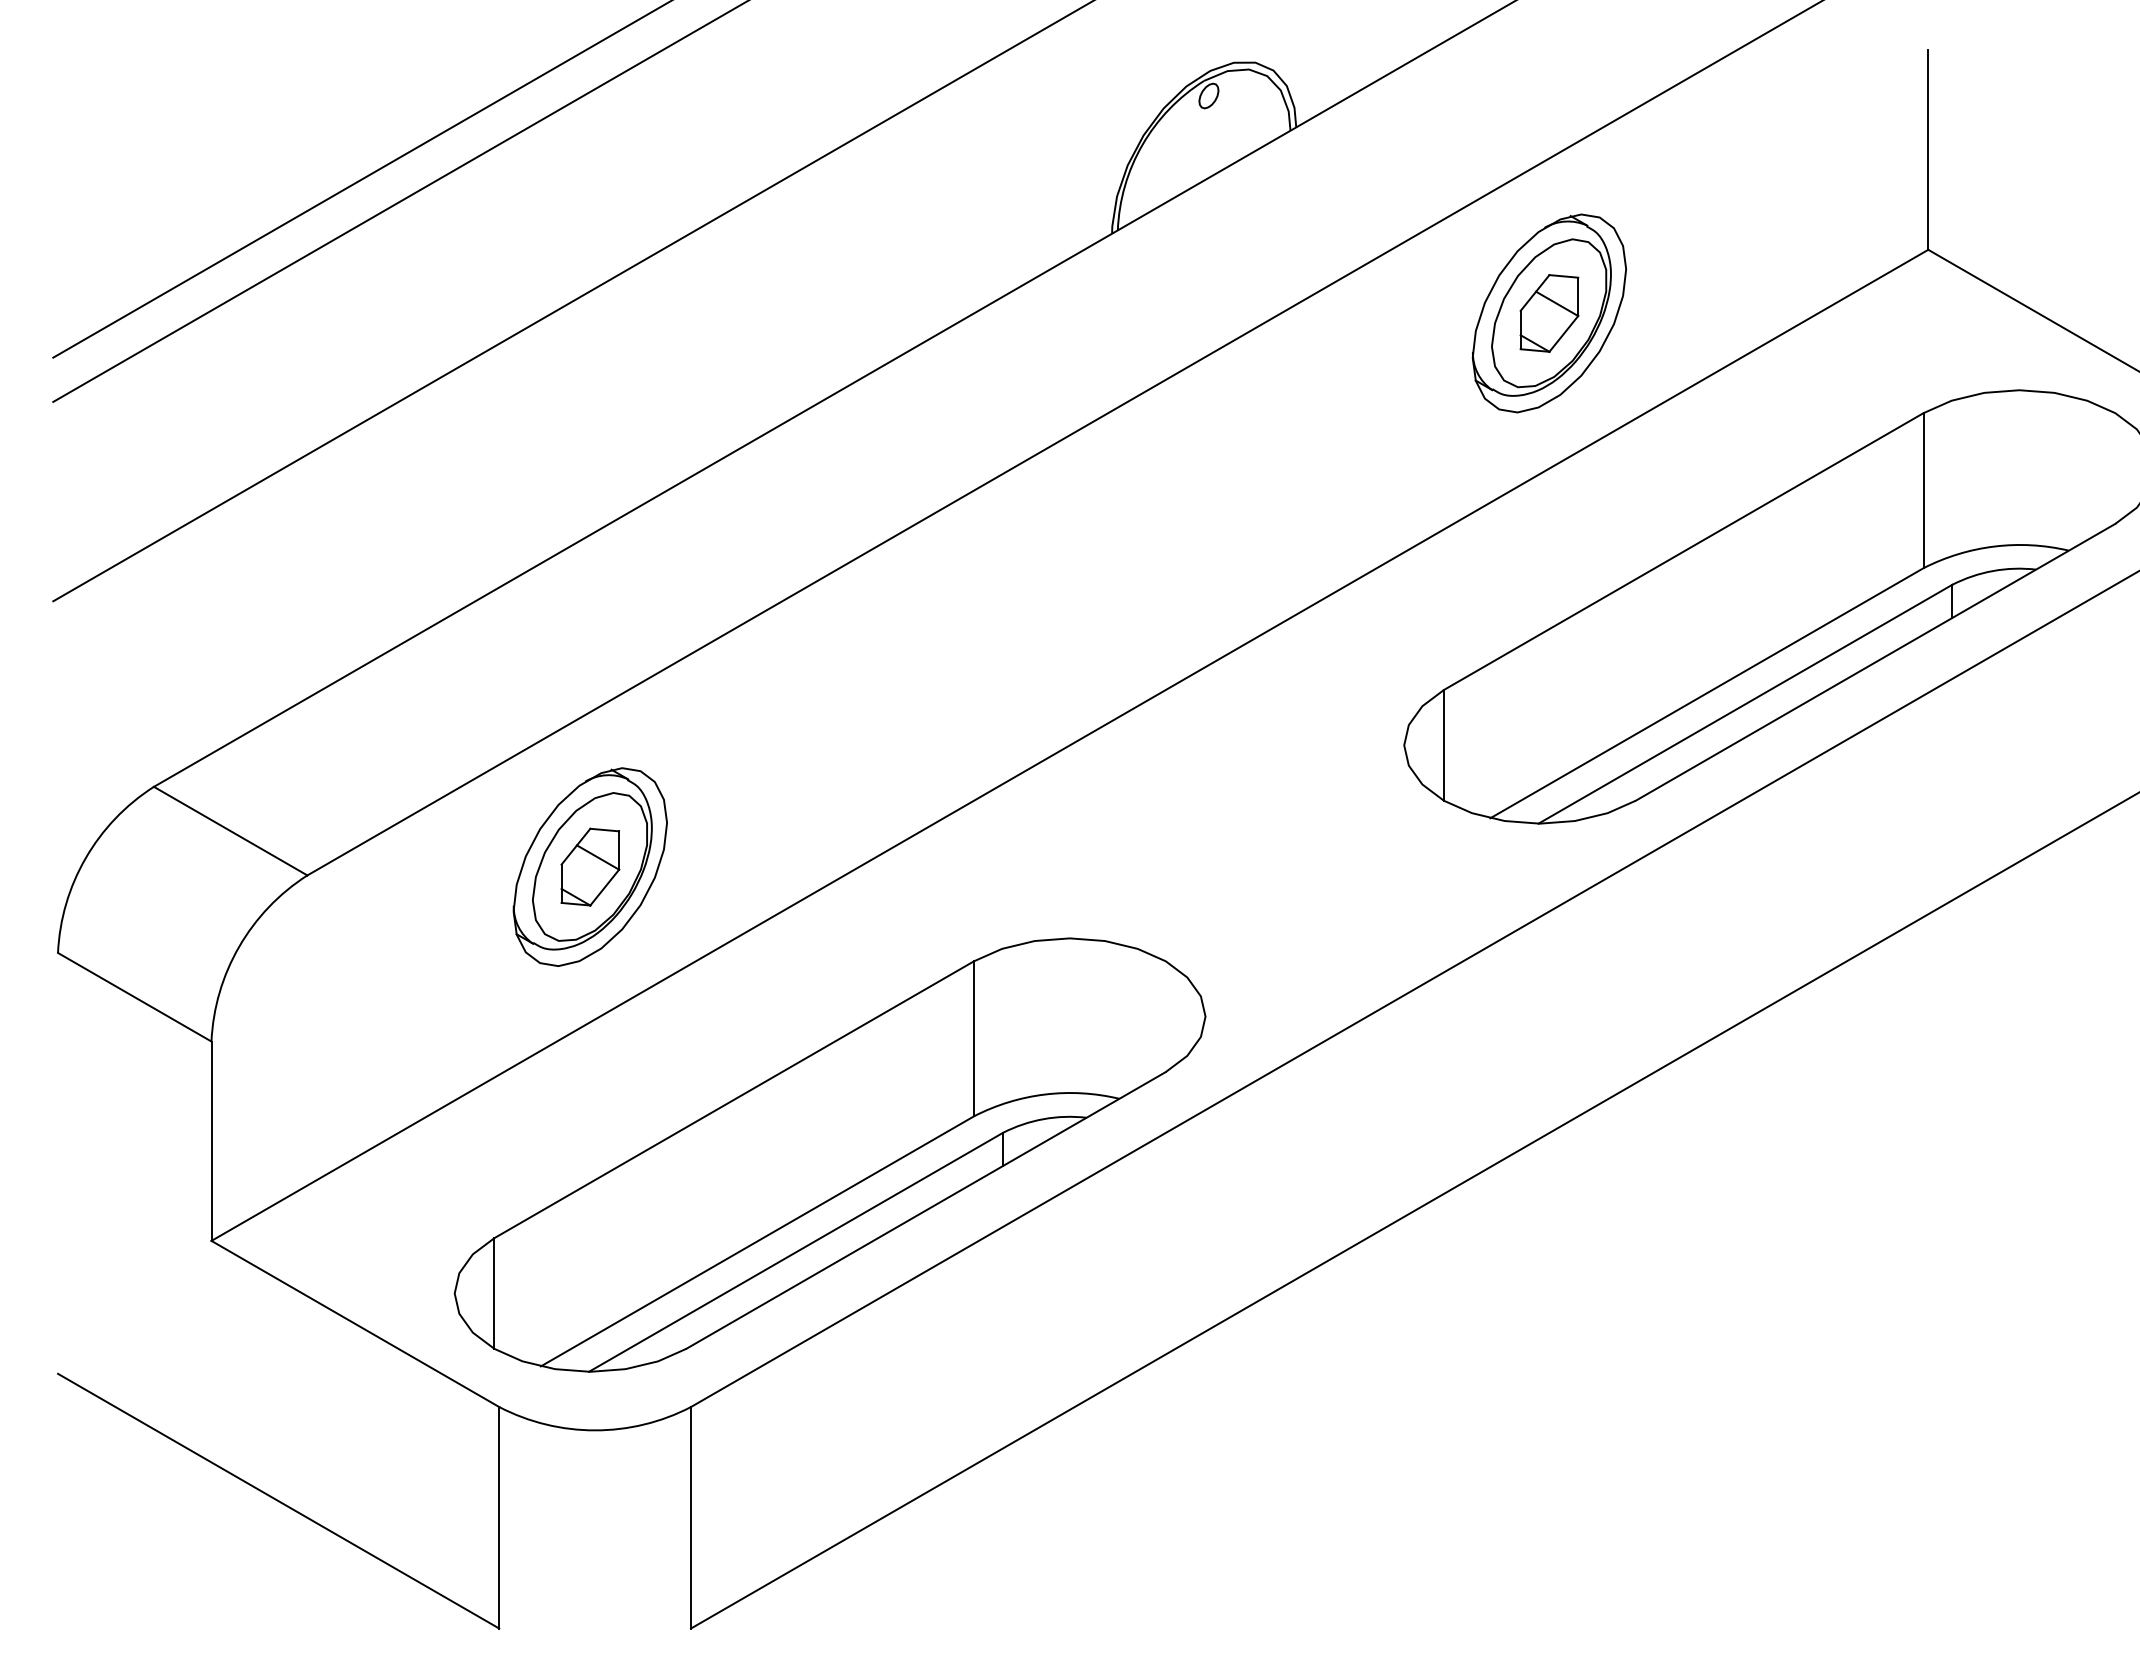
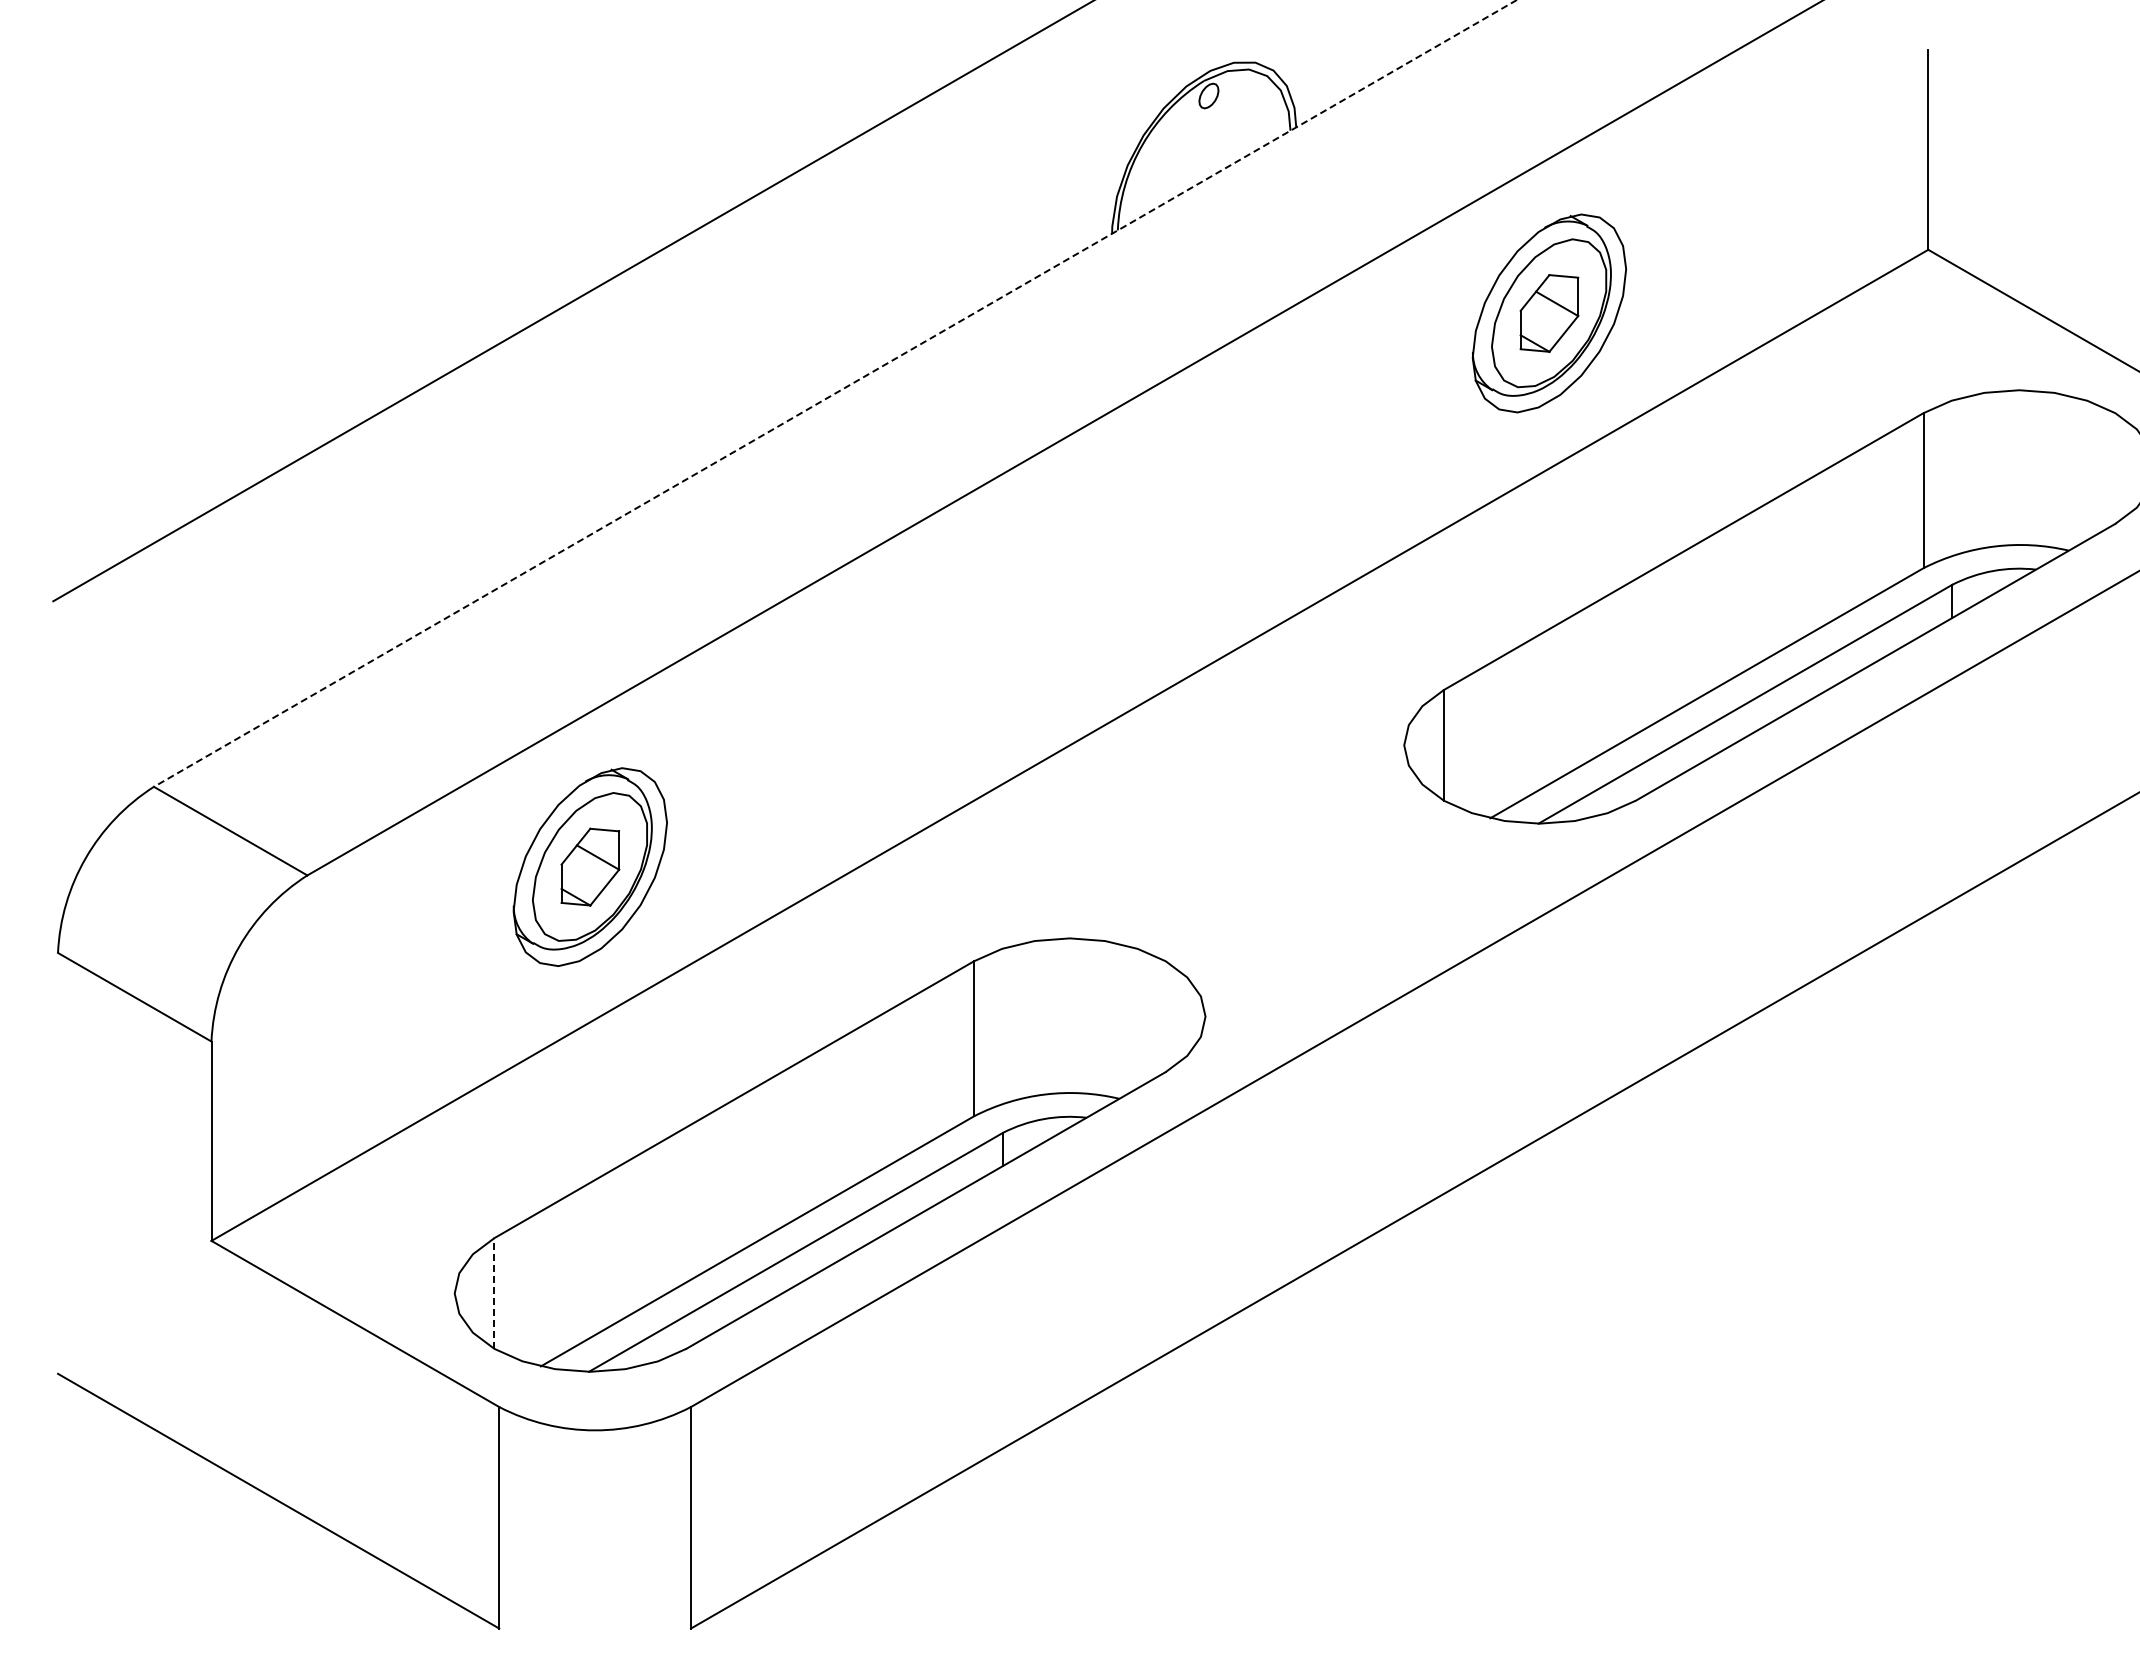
line: present -> none (361, 179)
line: present -> none (399, 201)
line: solid -> dashed (834, 393)
line: solid -> dashed (494, 1293)
